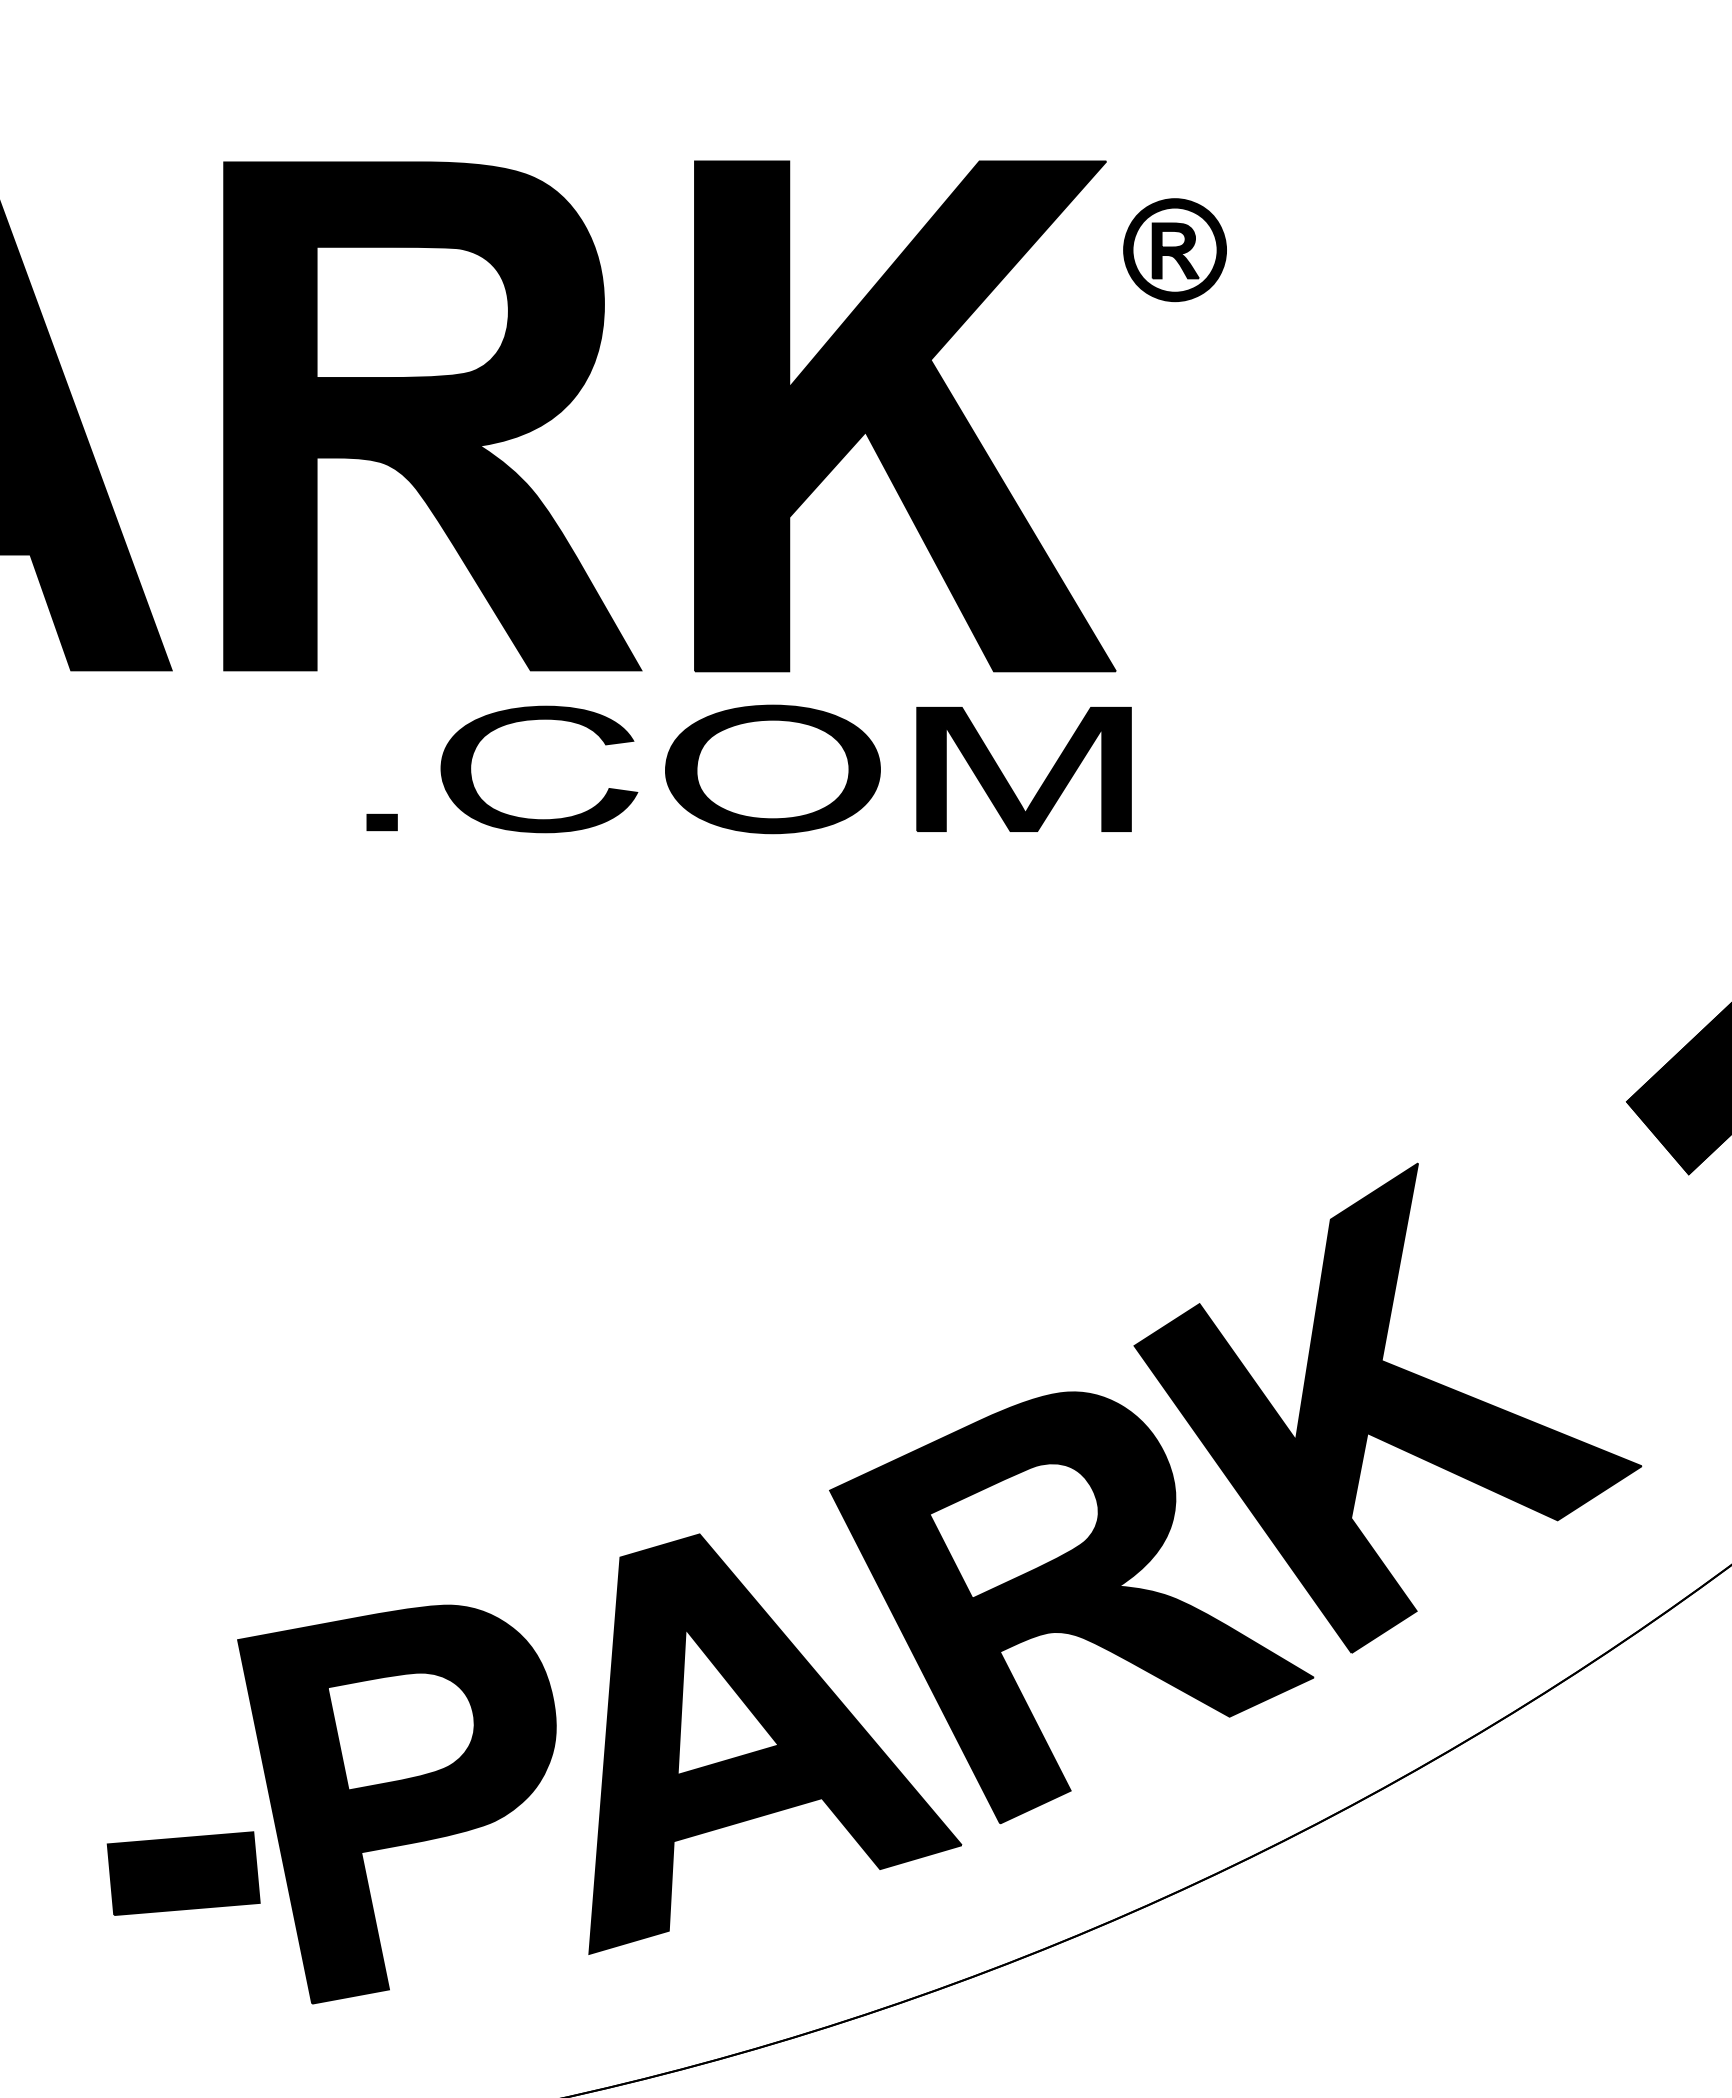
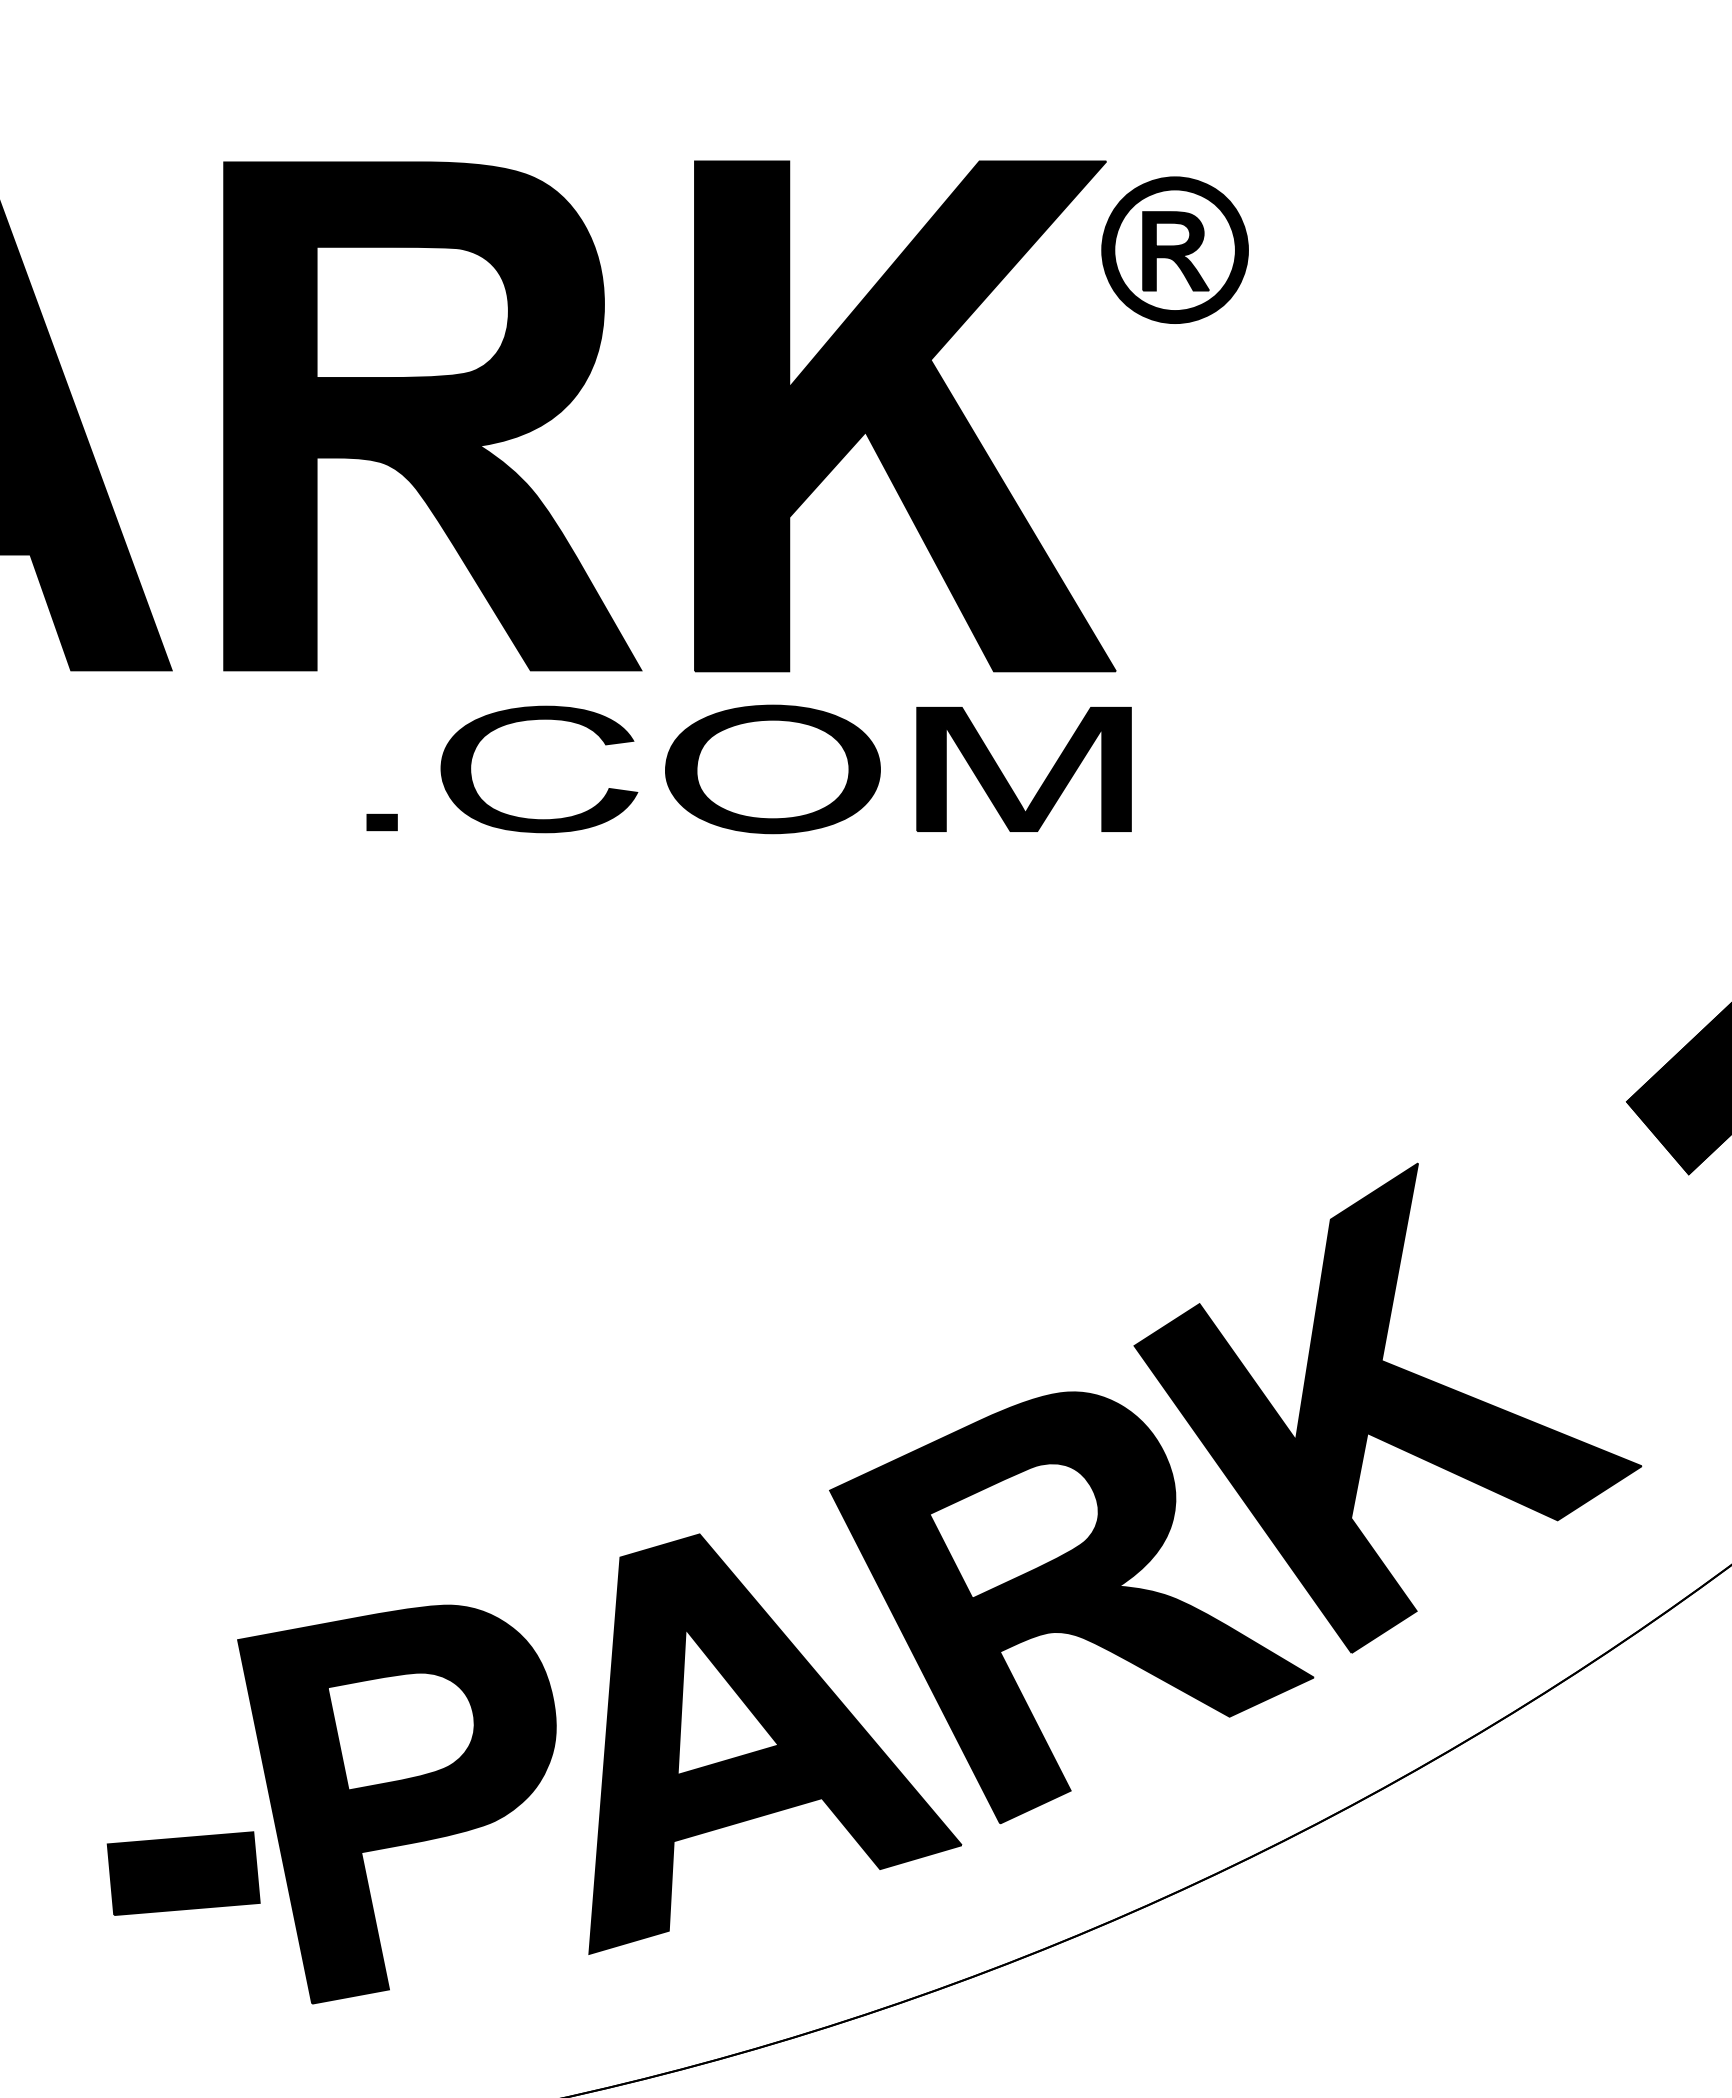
part size: 104x105 px -> 148x148 px (1174, 249)
